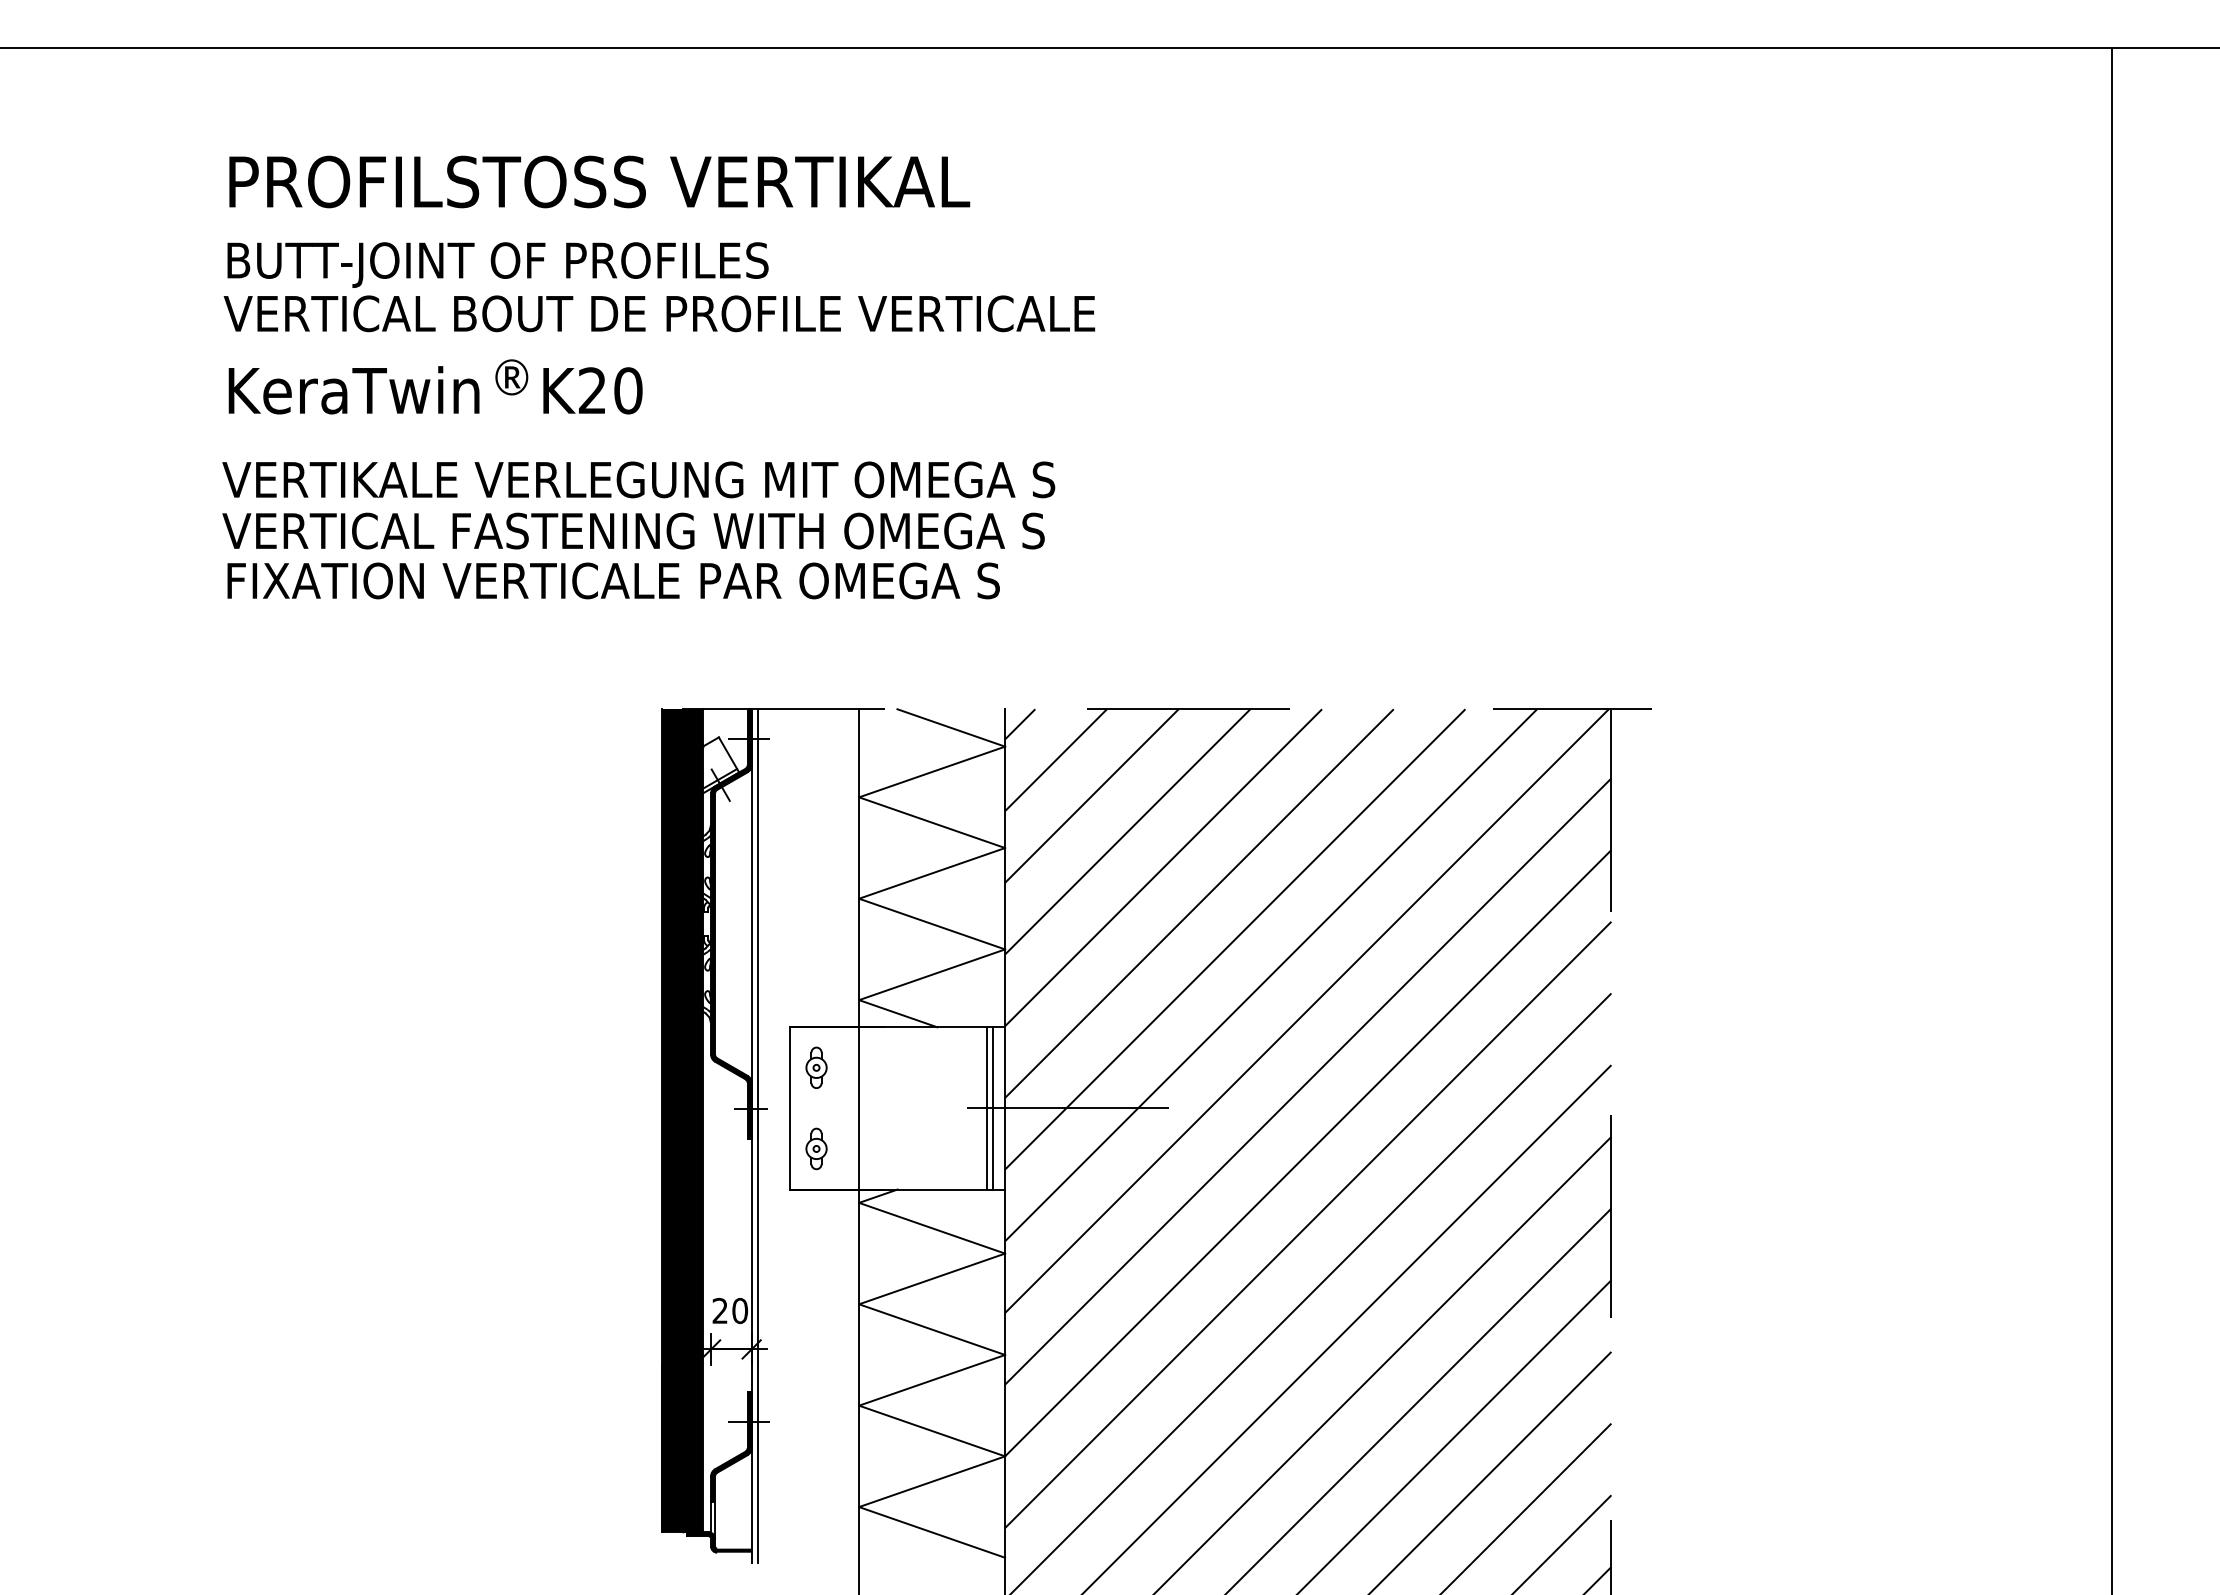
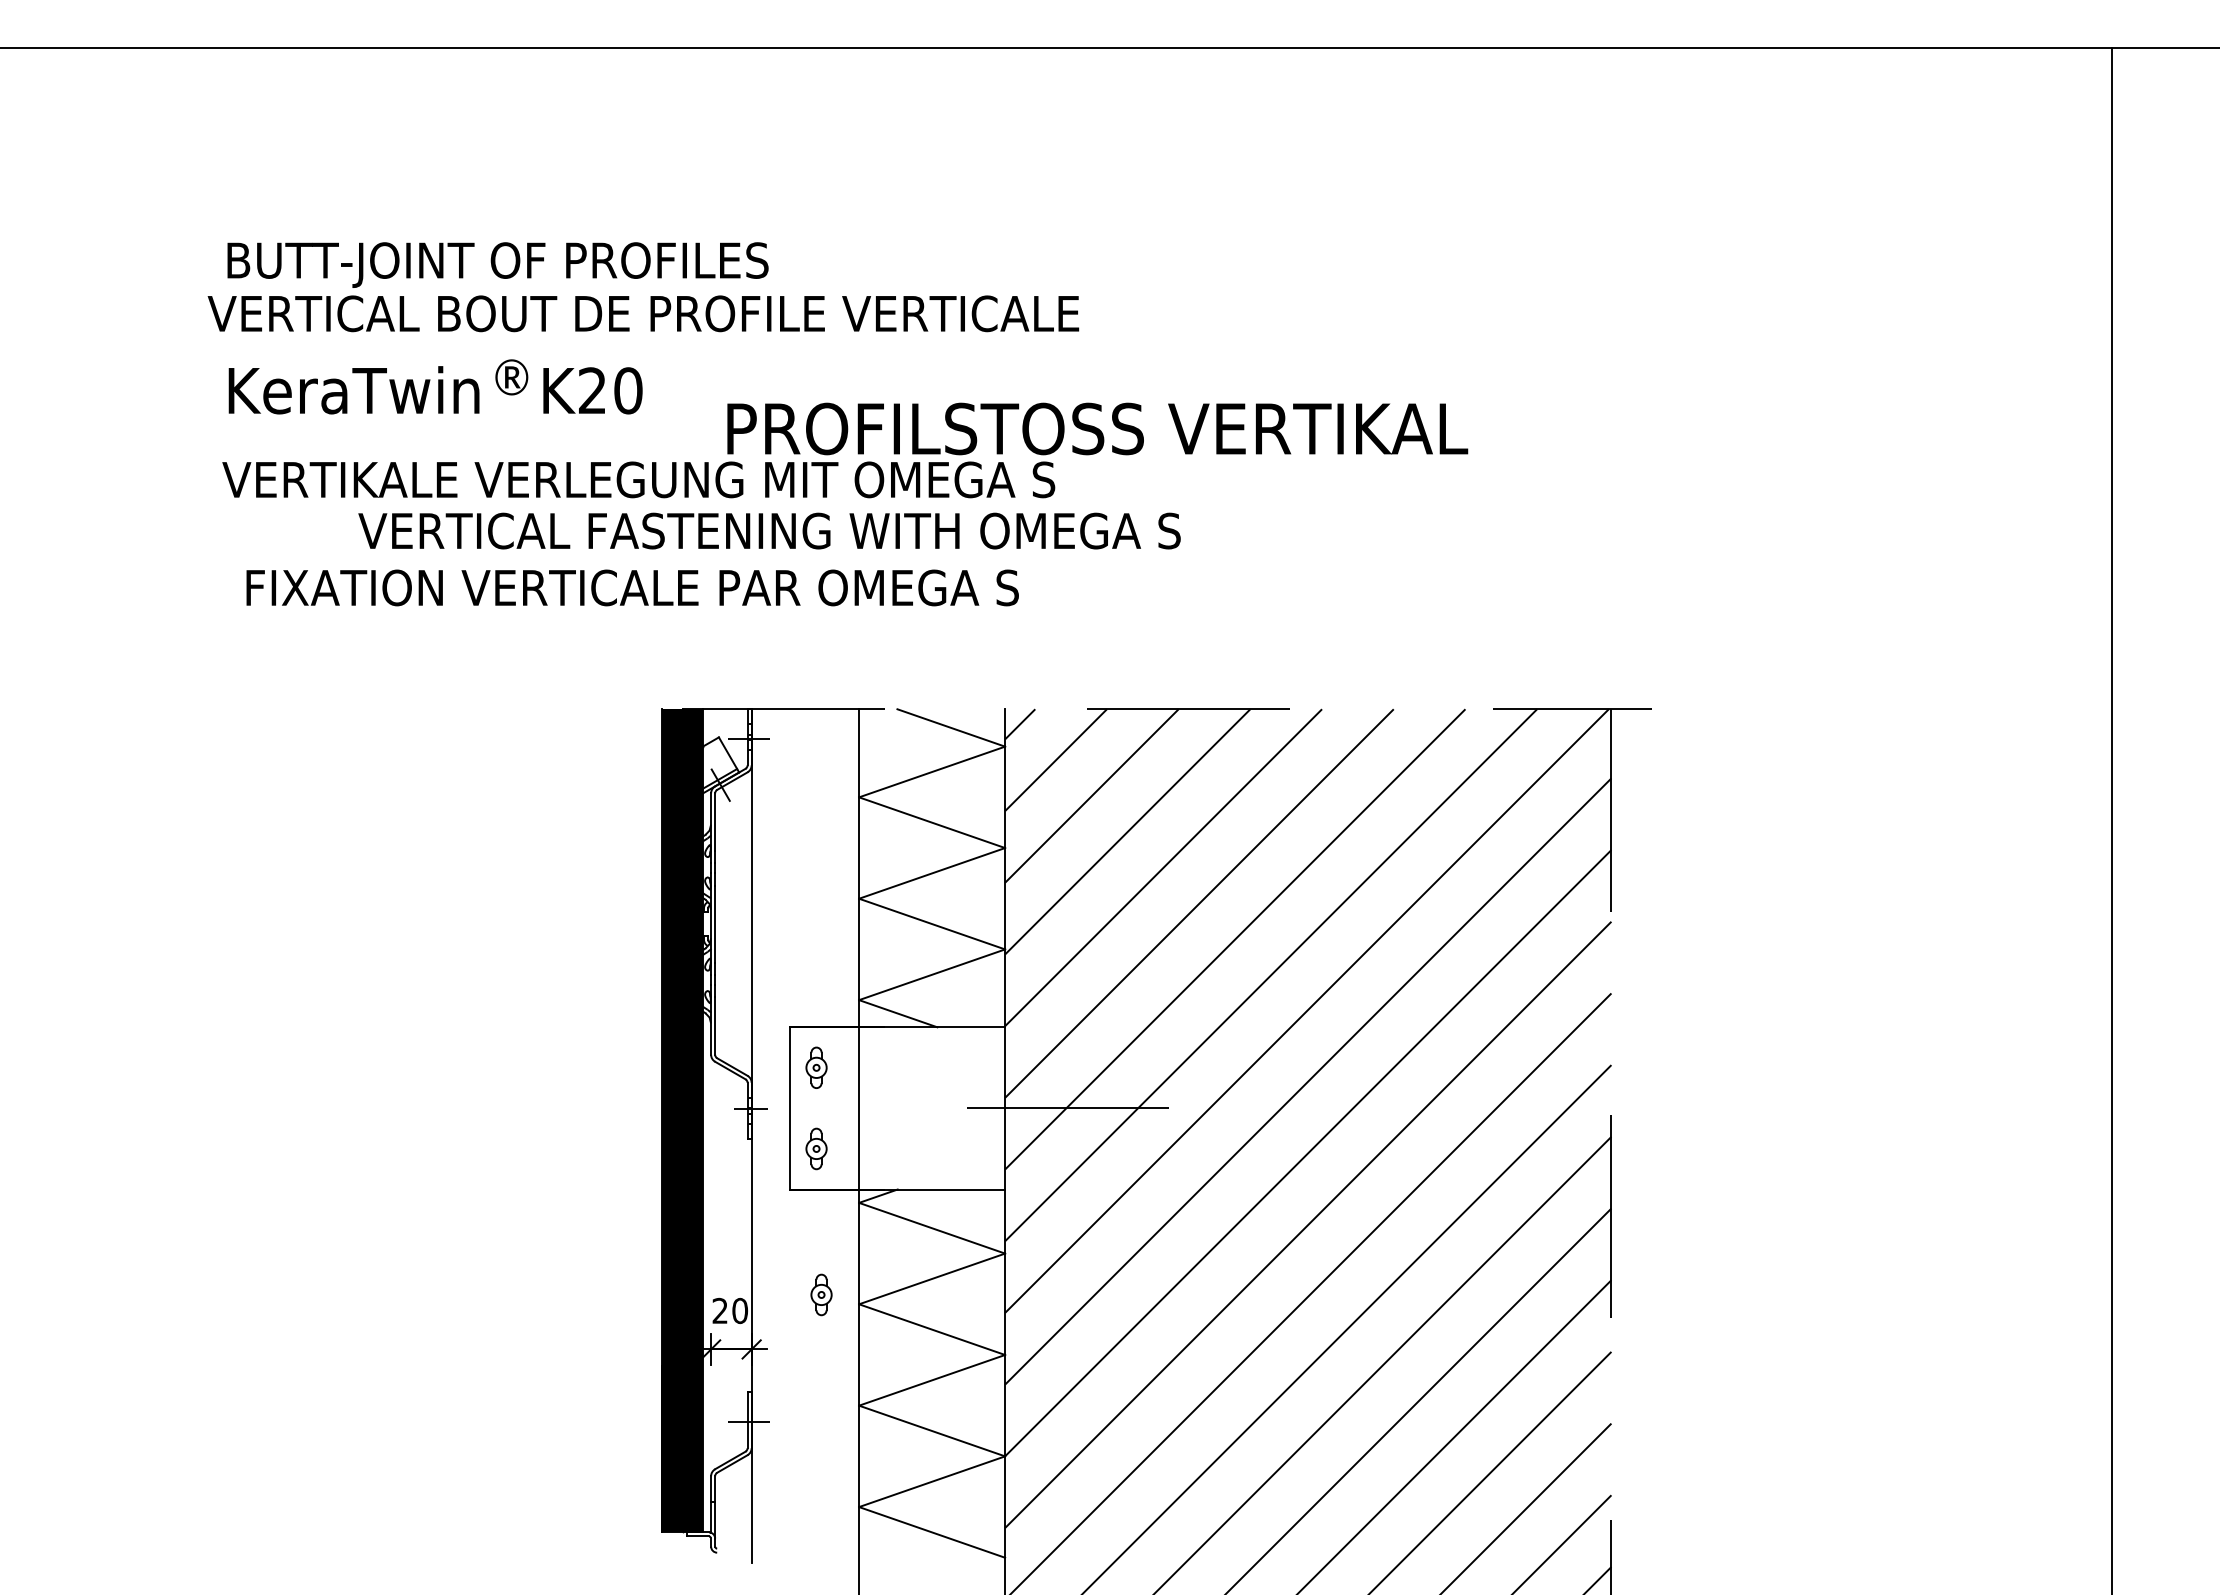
text position: (599, 181) -> (1097, 428) (1097, 428)
text position: (659, 313) -> (643, 313) (643, 313)
text position: (633, 530) -> (769, 530) (769, 530)
text position: (613, 580) -> (632, 587) (632, 587)
fill: present -> none (731, 924)
line: present -> none (986, 1108)
line: present -> none (992, 1108)
line: present -> none (757, 1135)
part: none -> present (821, 1294)
fill: present -> none (731, 1447)
fill: present -> none (718, 1542)
